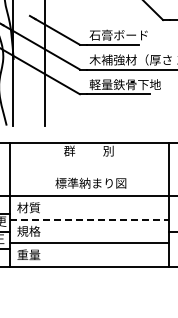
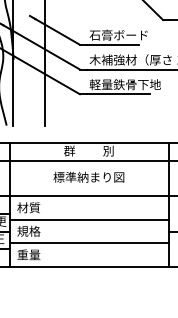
line: none -> present (88, 160)
text position: (90, 182) -> (88, 176) (88, 176)
line: dashed -> solid (89, 219)
